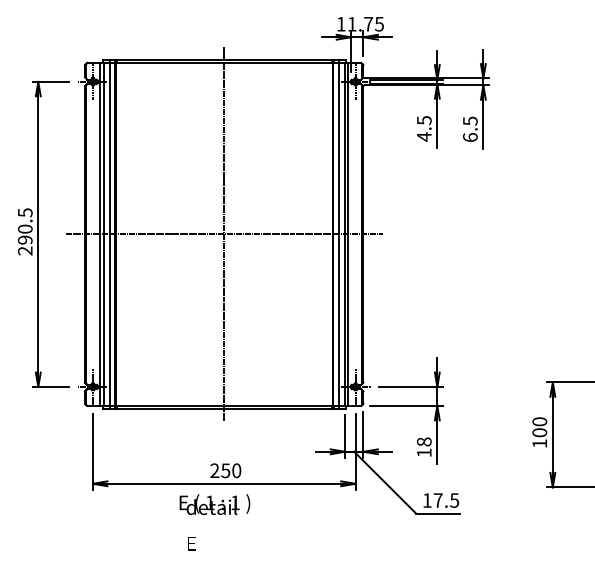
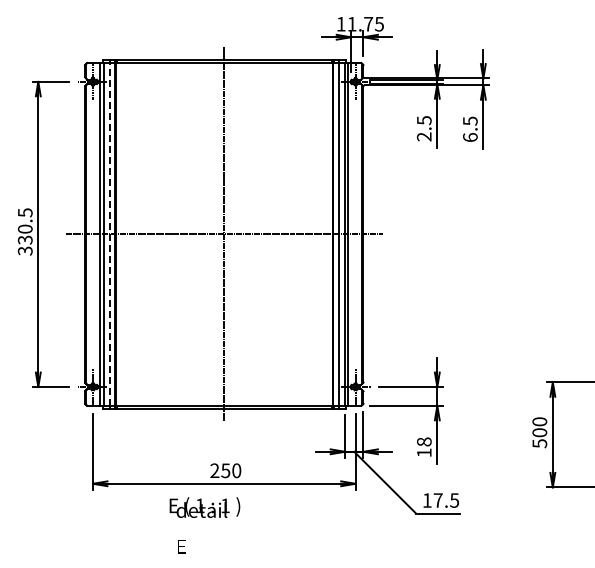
text: 4.5 -> 2.5 (423, 136)
line: solid -> dashed (109, 234)
text: 290.5 -> 330.5 (25, 245)
text: 100 -> 500 (539, 443)
text position: (214, 522) -> (204, 525) (204, 525)
